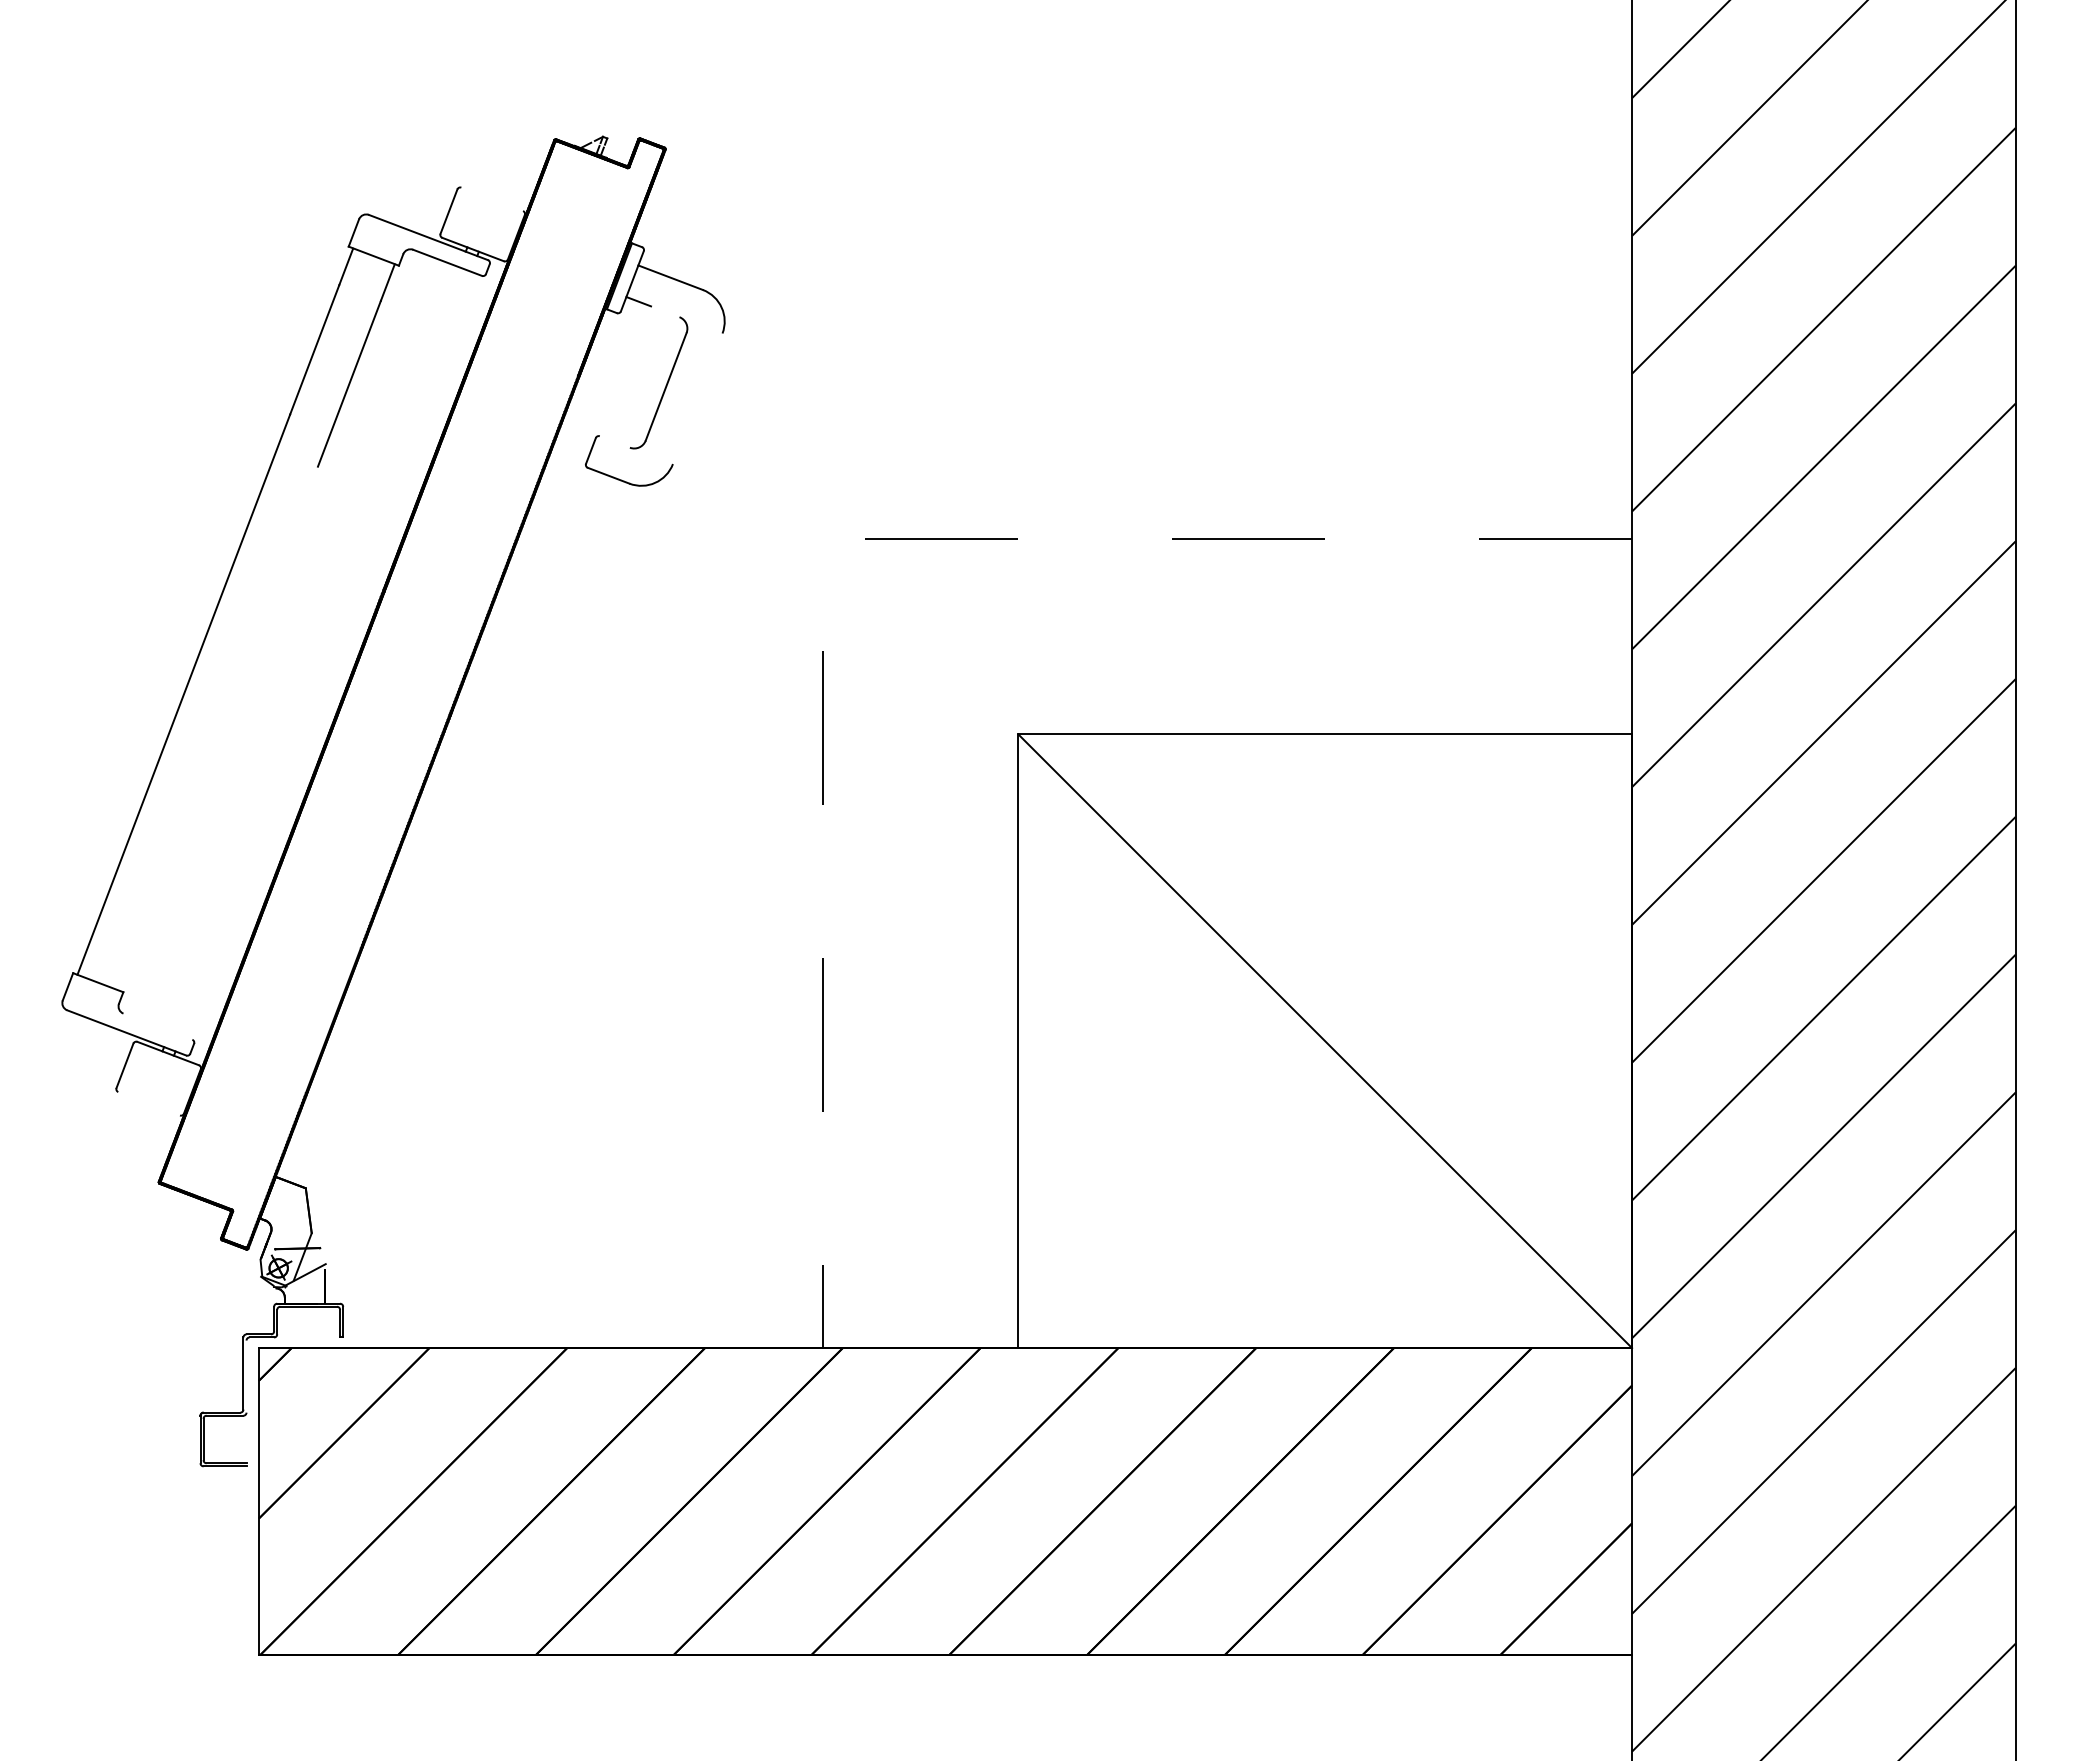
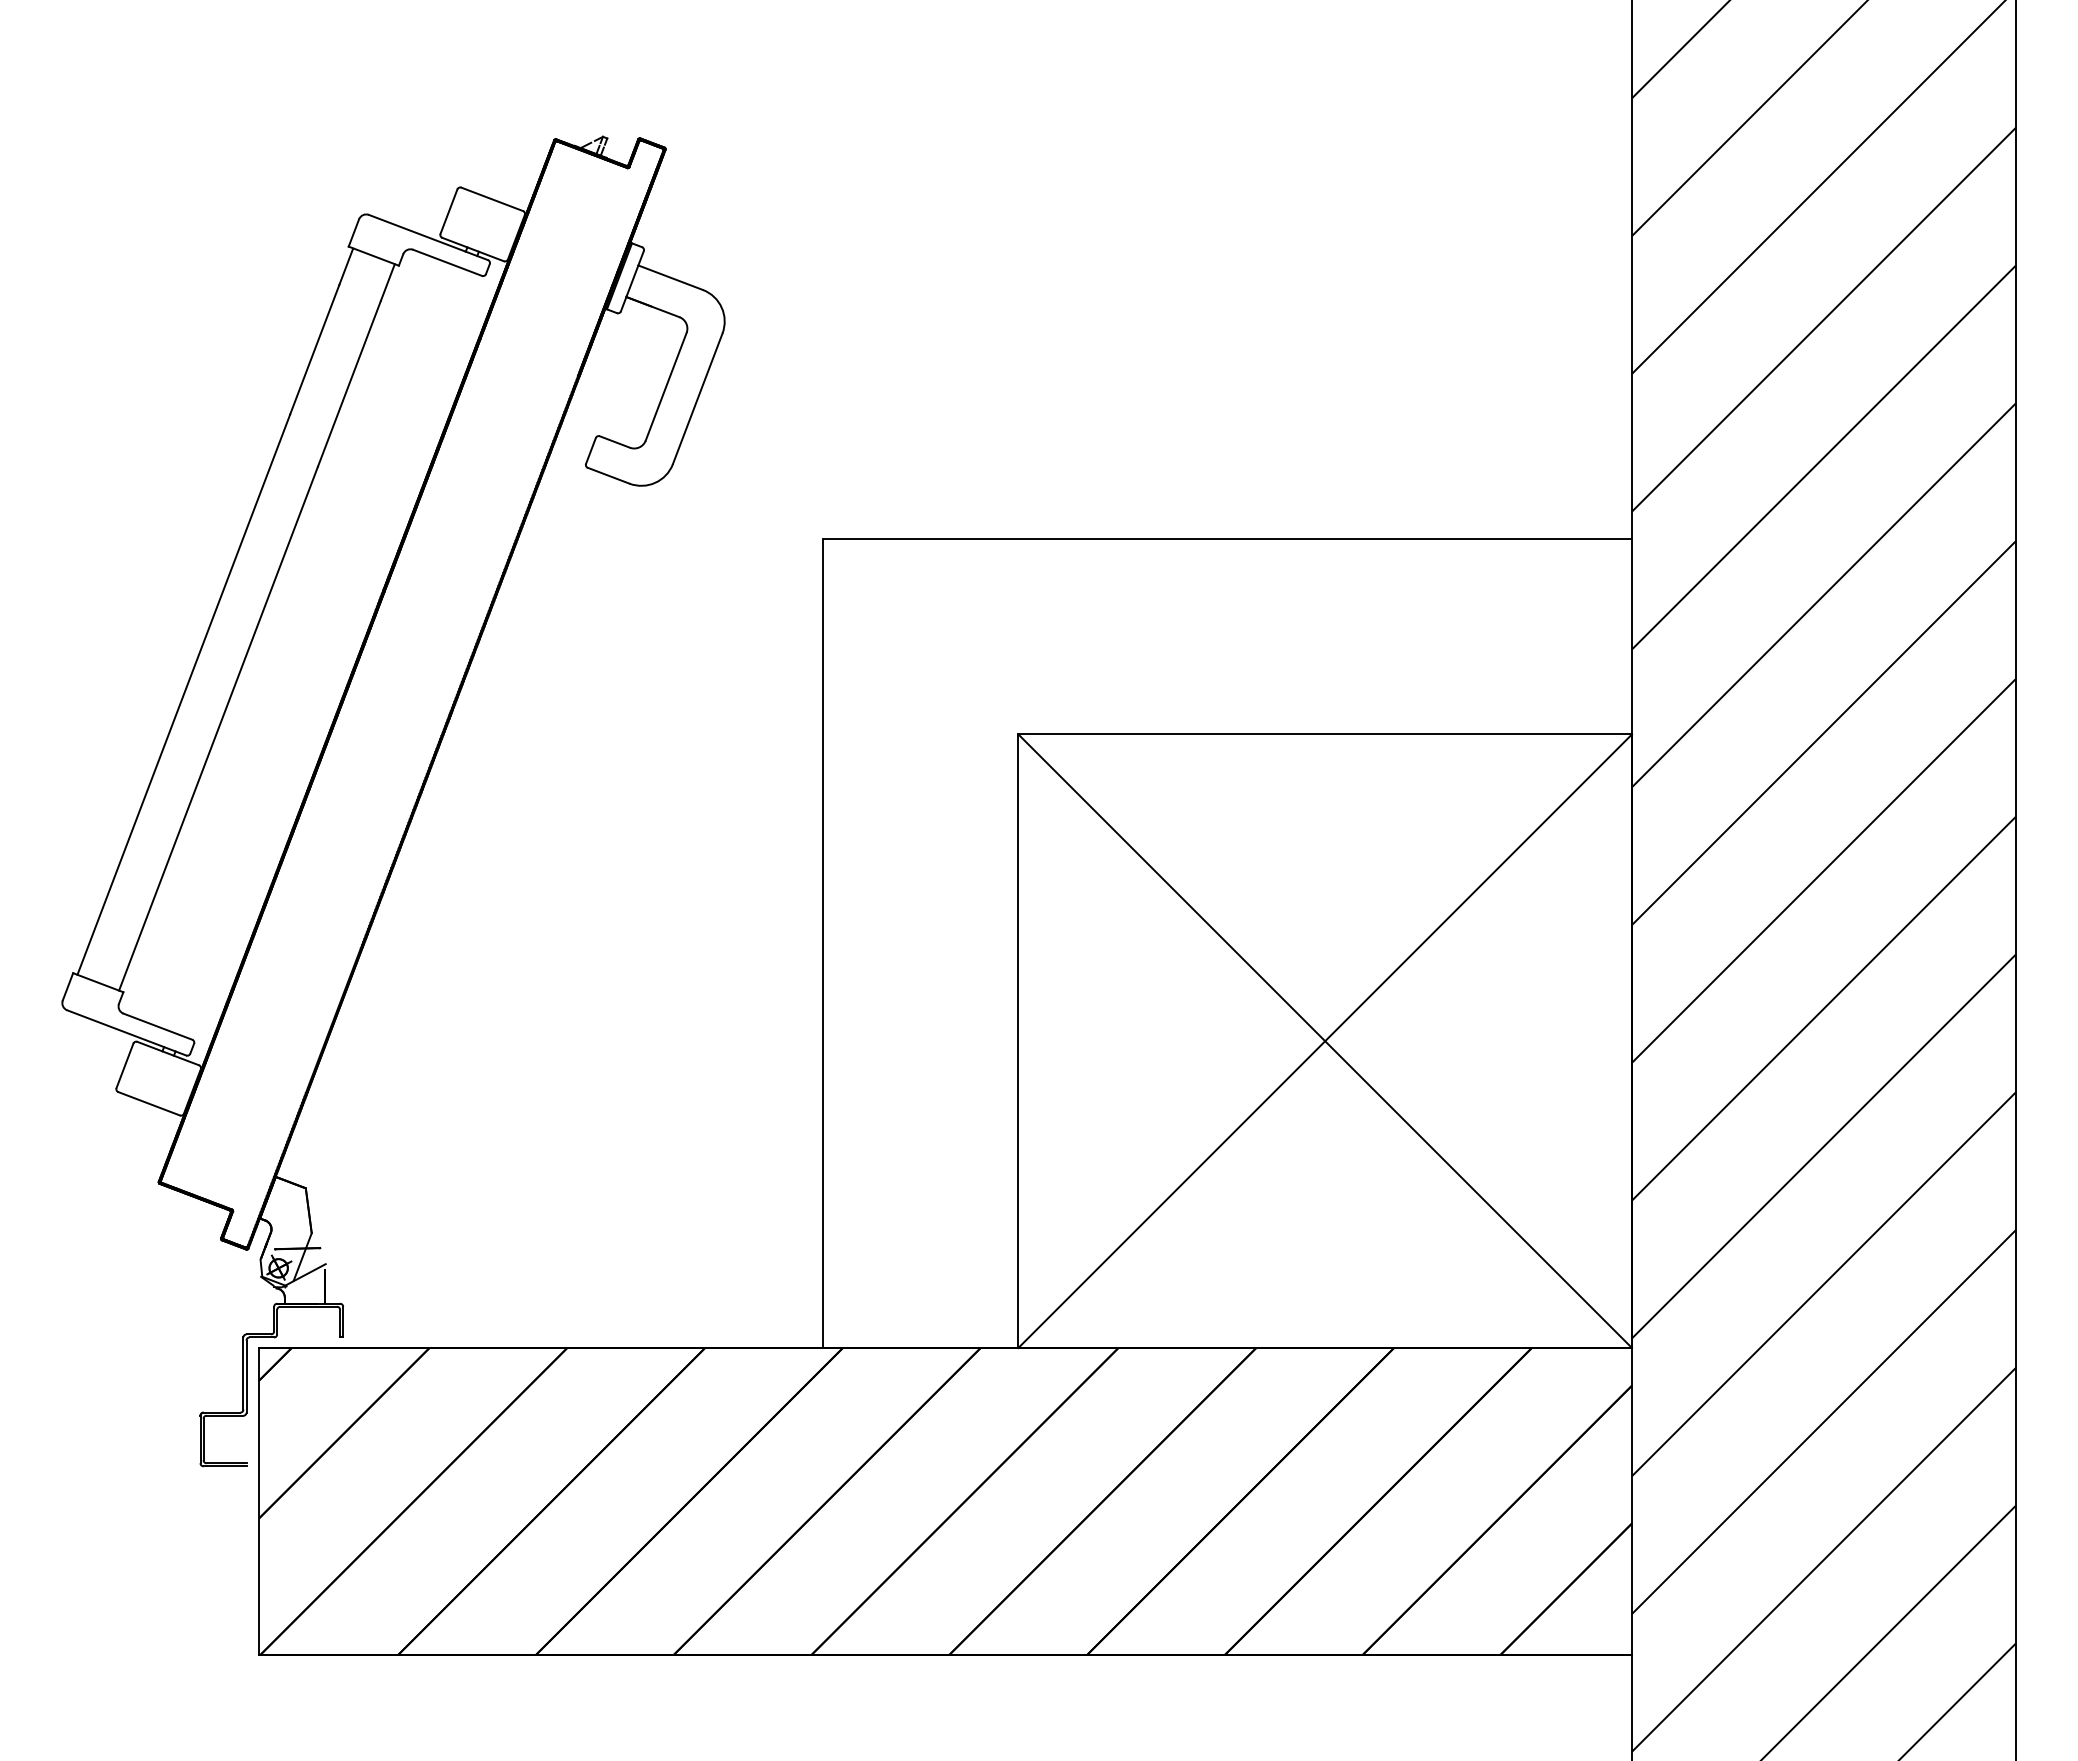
line: none -> present (492, 199)
line: none -> present (652, 307)
line: none -> present (697, 398)
line: none -> present (614, 441)
line: dashed -> solid (823, 539)
line: none -> present (218, 728)
line: none -> present (157, 1026)
line: none -> present (1325, 1041)
line: none -> present (149, 1103)
line: none -> present (246, 1376)
